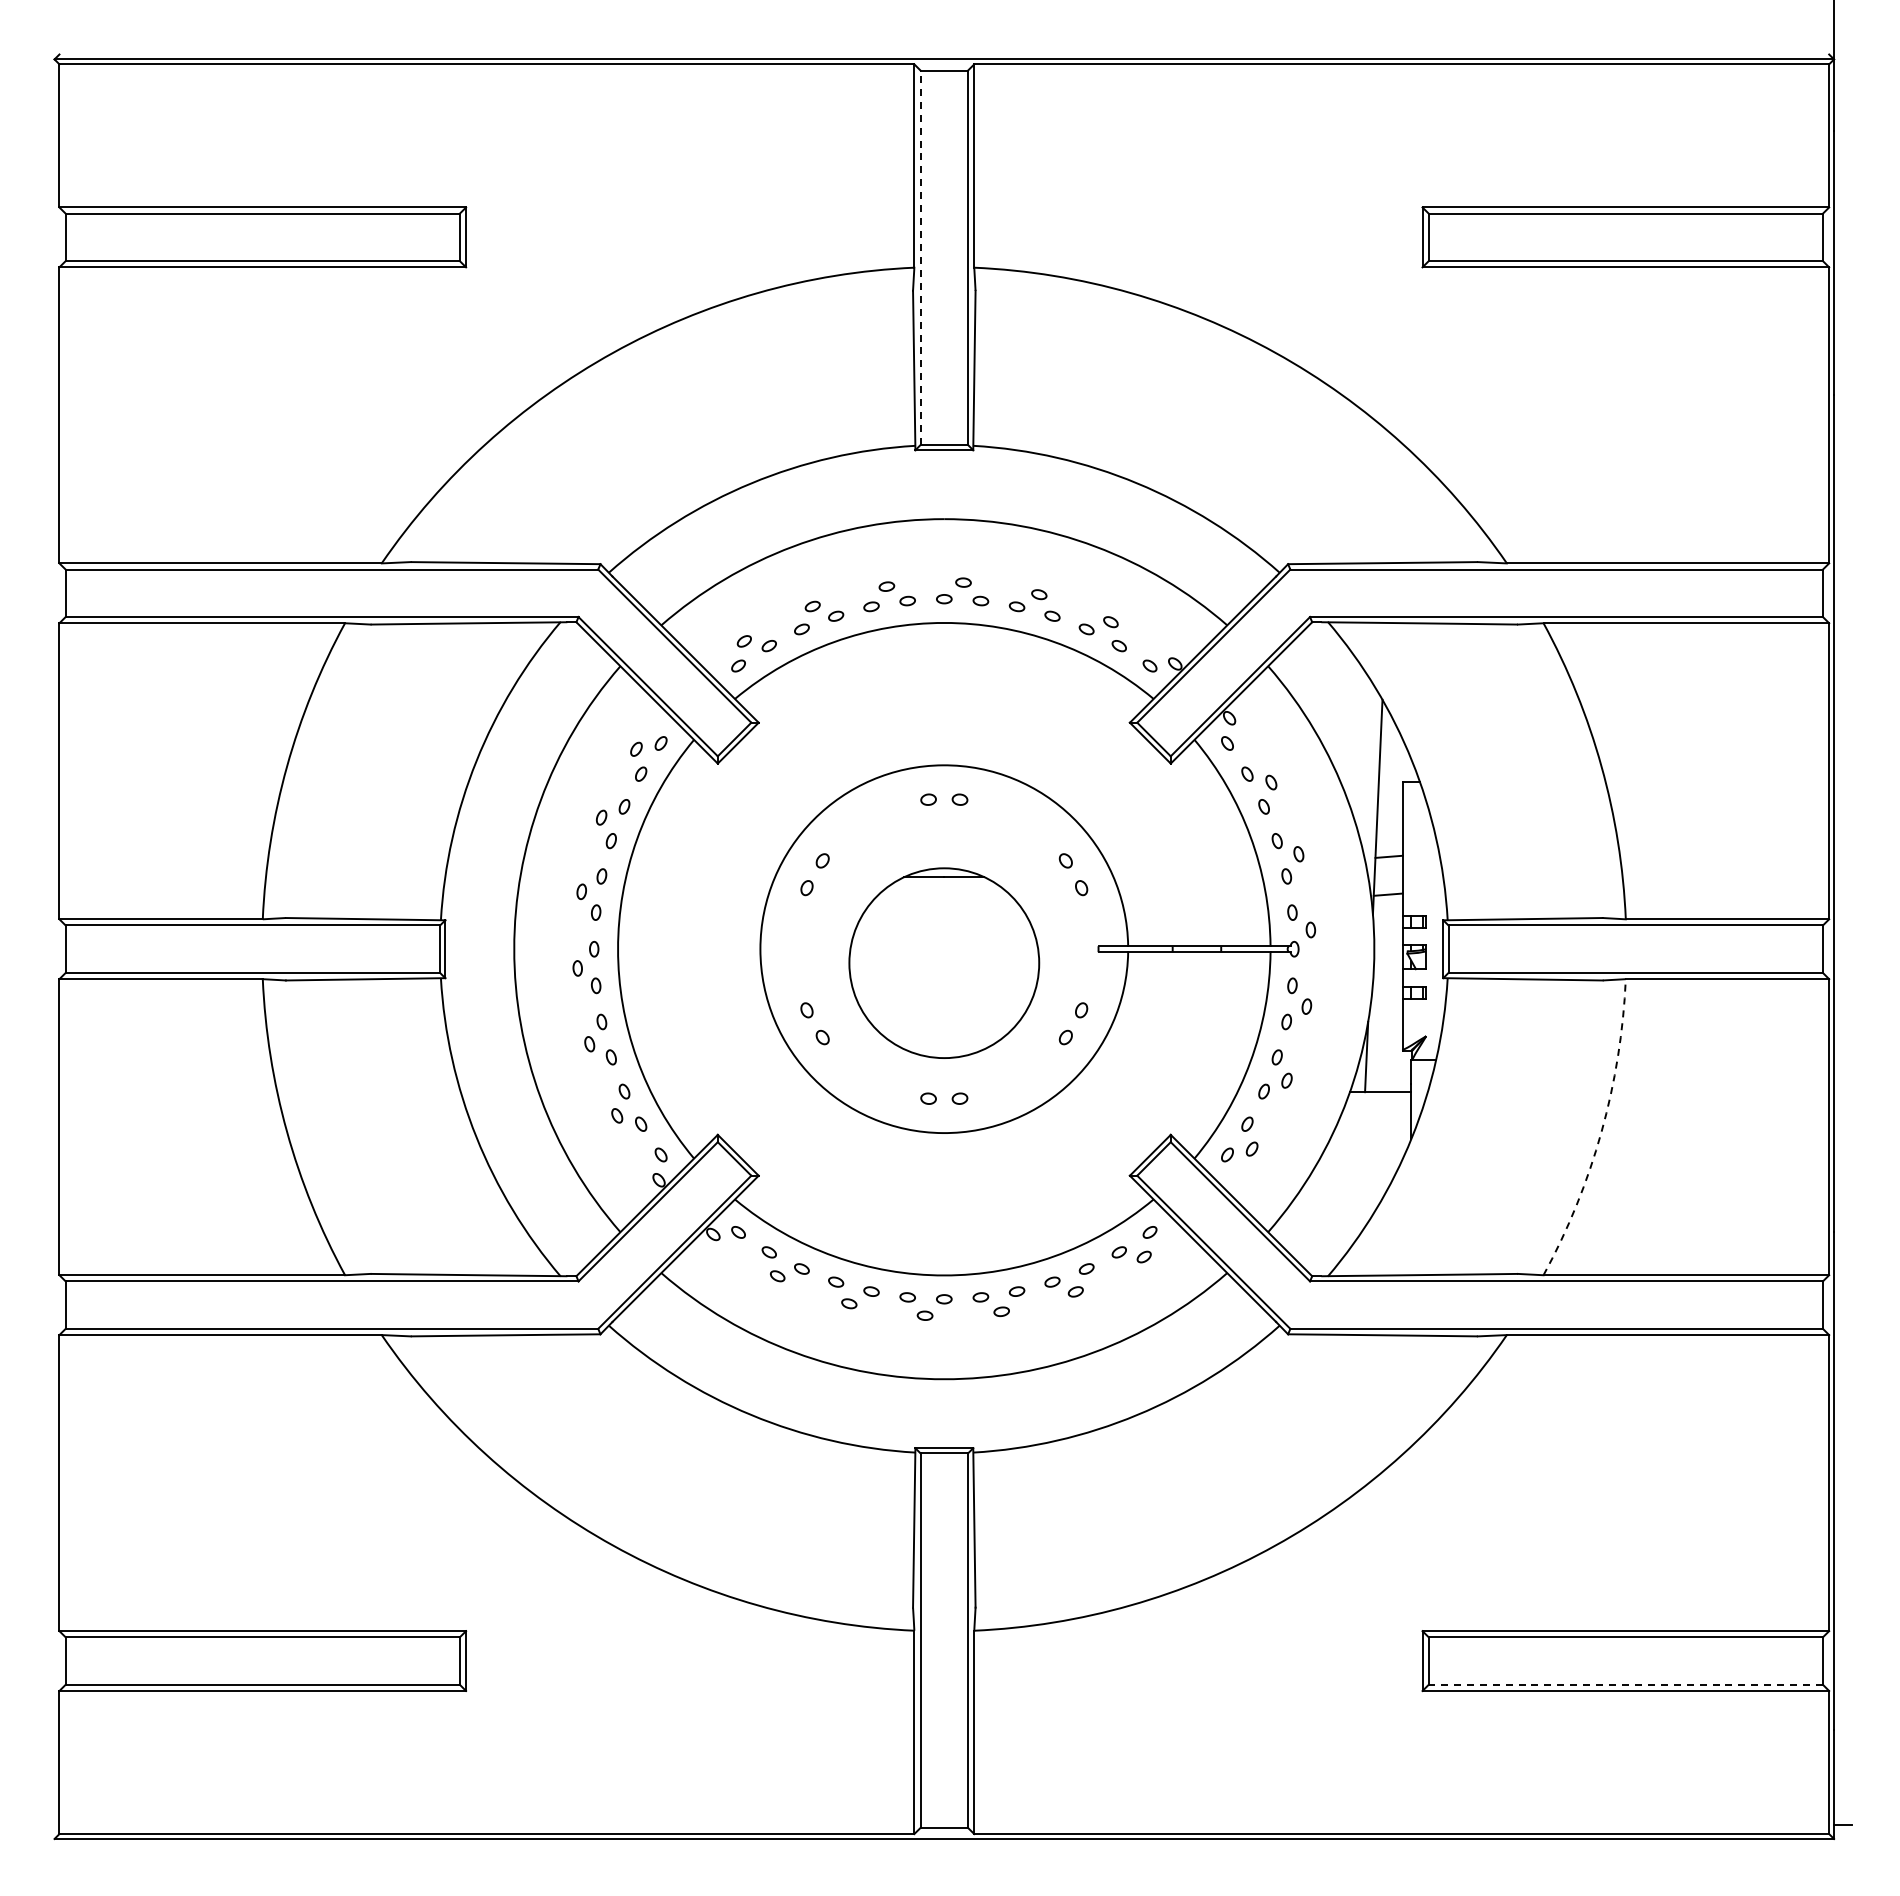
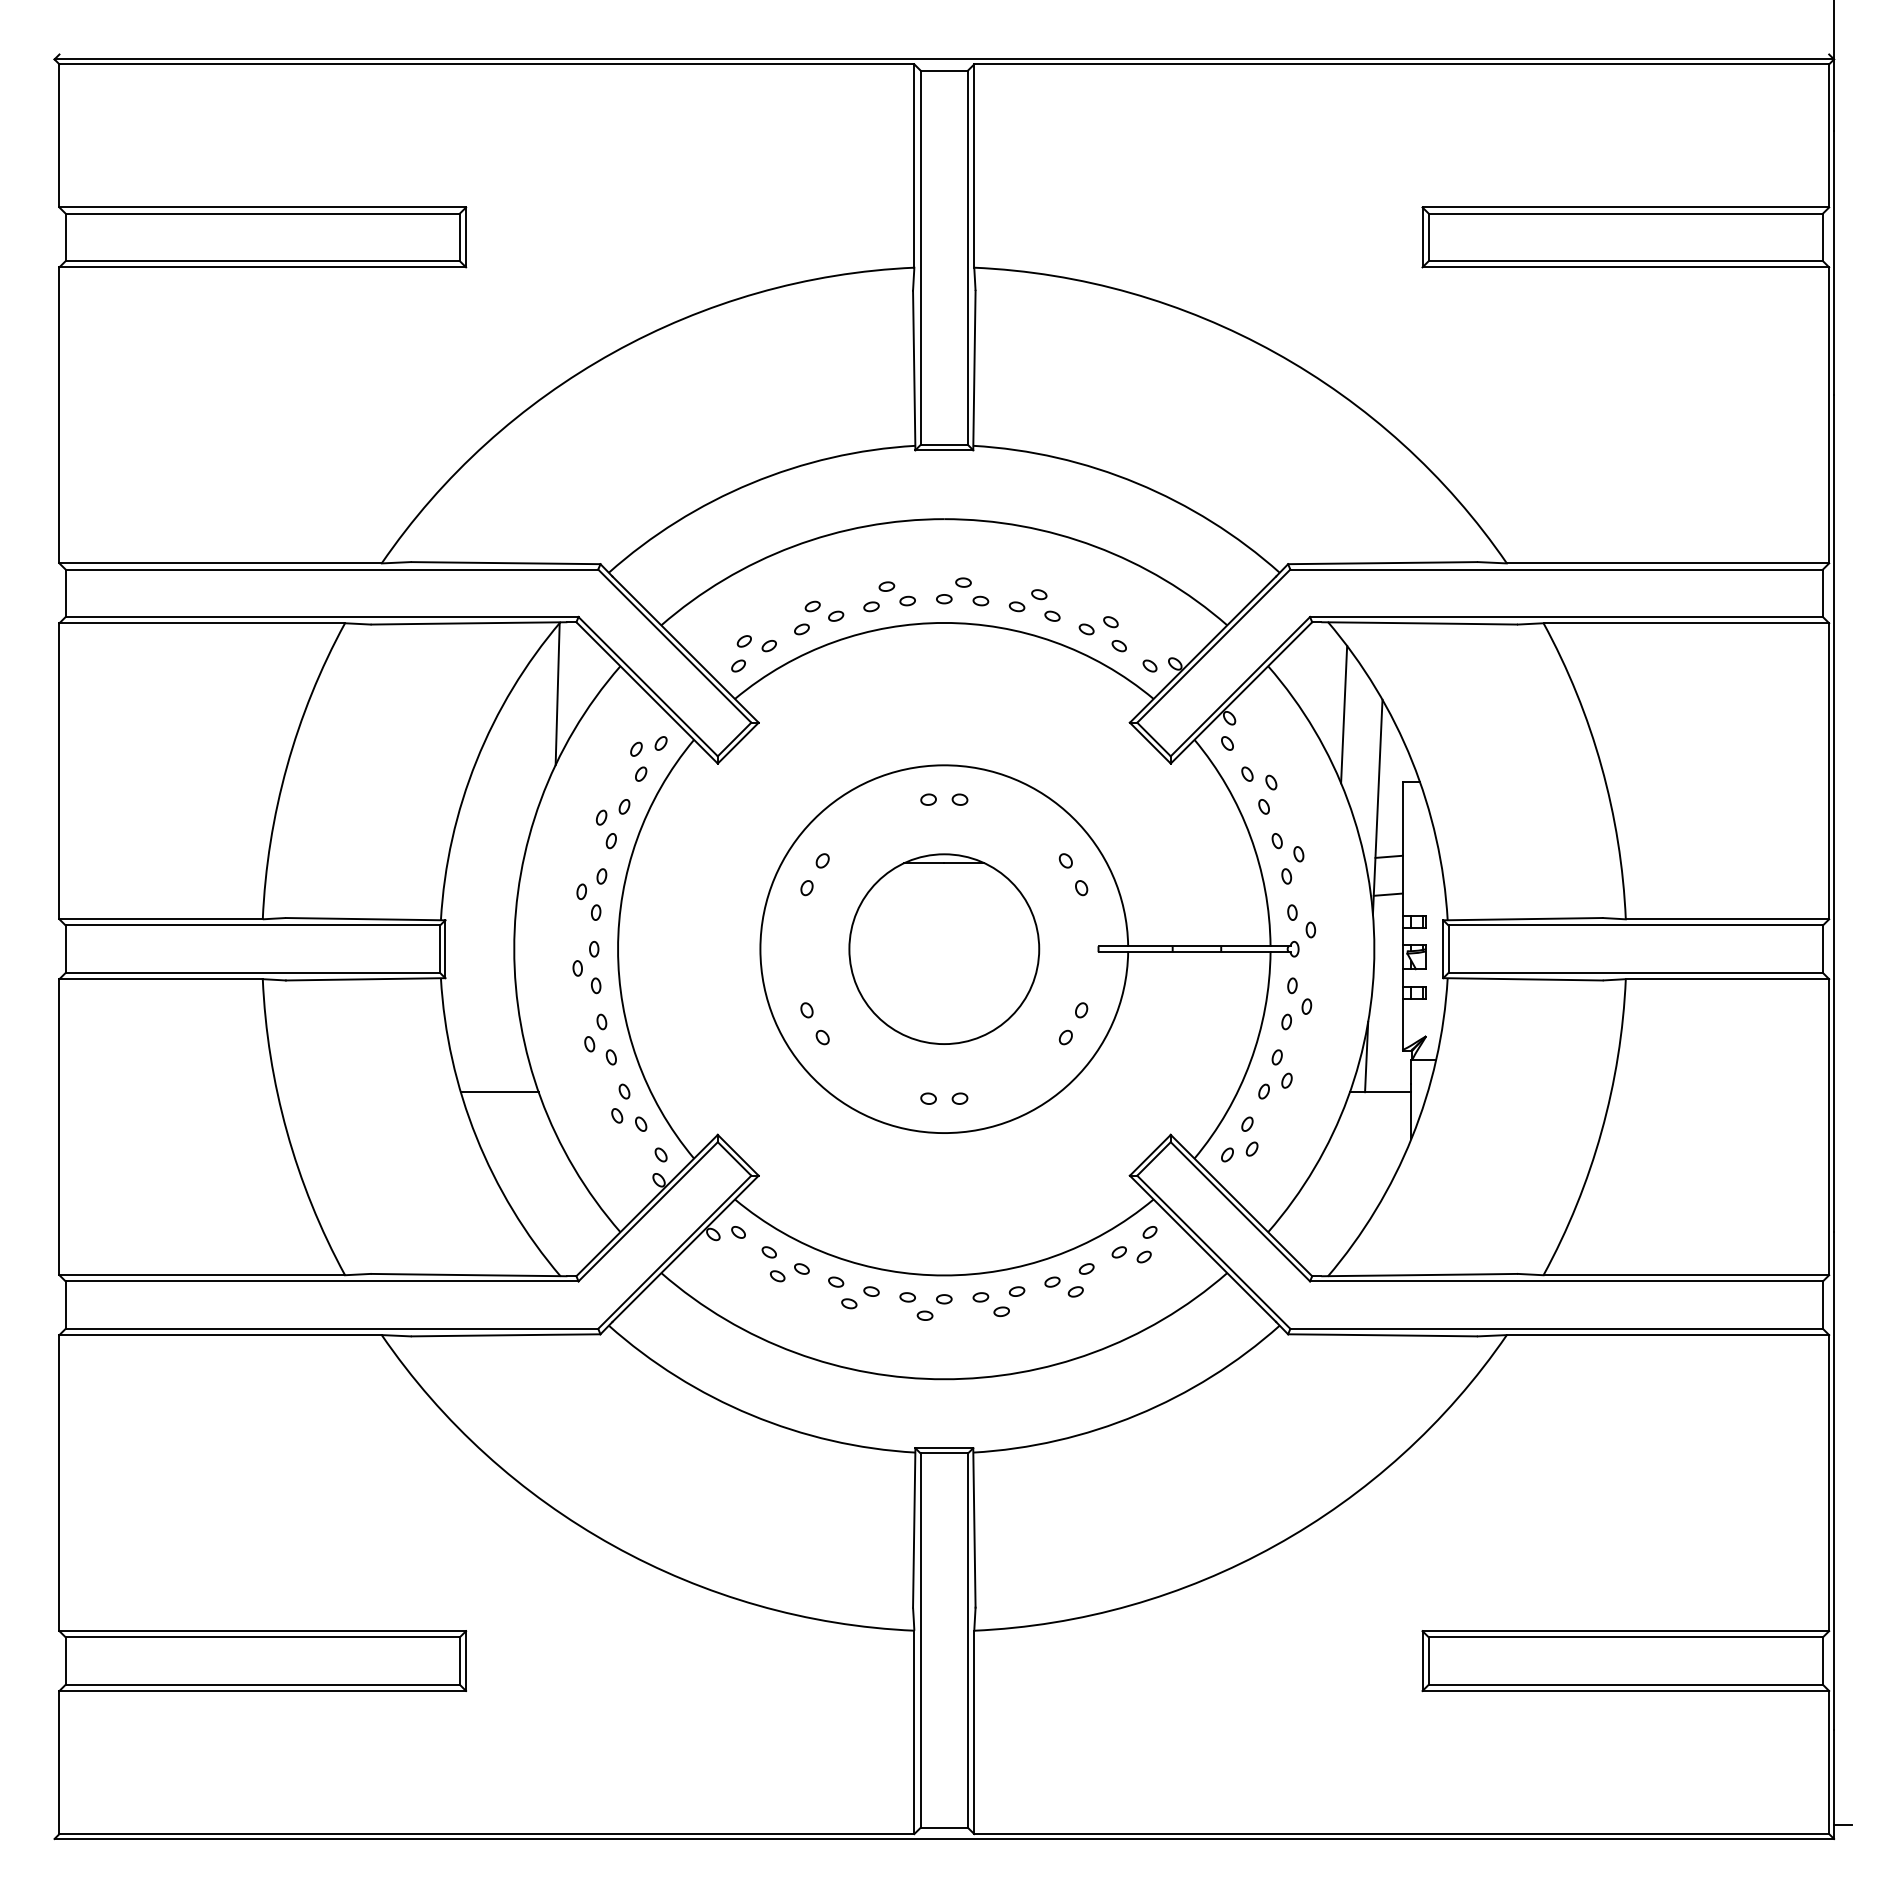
line: dashed -> solid (920, 257)
line: none -> present (557, 694)
line: none -> present (1344, 714)
part position: (944, 962) -> (944, 948) (944, 948)
line: none -> present (499, 1092)
arc: dashed -> solid (1601, 1131)
line: dashed -> solid (1625, 1684)
